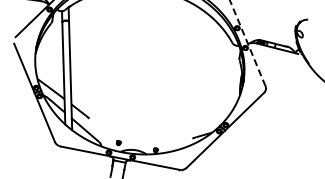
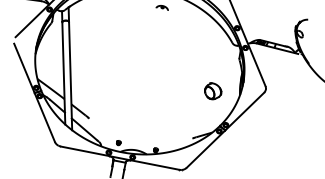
part: none -> present (161, 7)
line: dashed -> solid (247, 43)
part: none -> present (213, 91)
